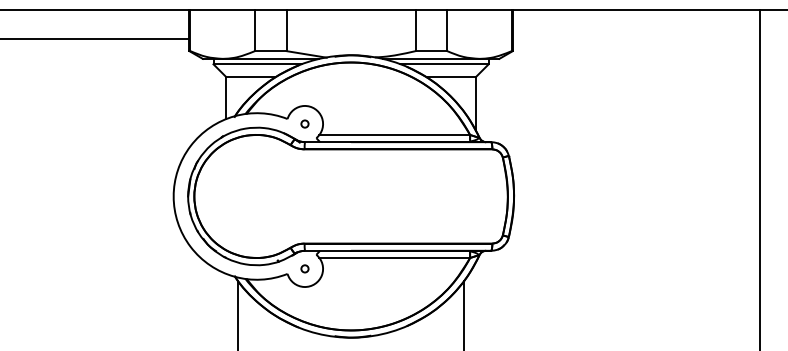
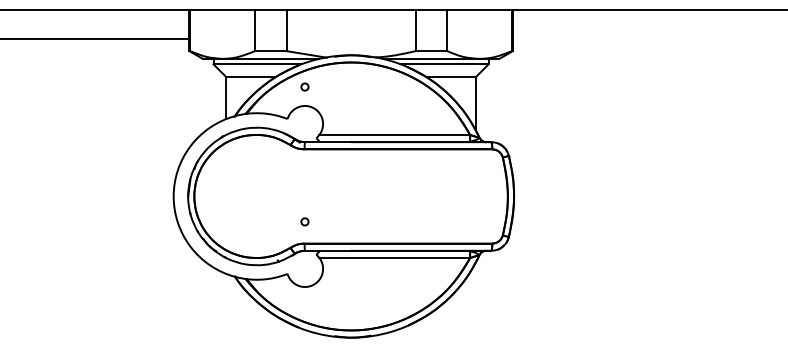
circle position: (304, 123) -> (304, 86) (304, 86)
line: present -> none (760, 178)
circle position: (304, 268) -> (304, 221) (304, 221)
line: present -> none (237, 313)
line: present -> none (464, 313)
